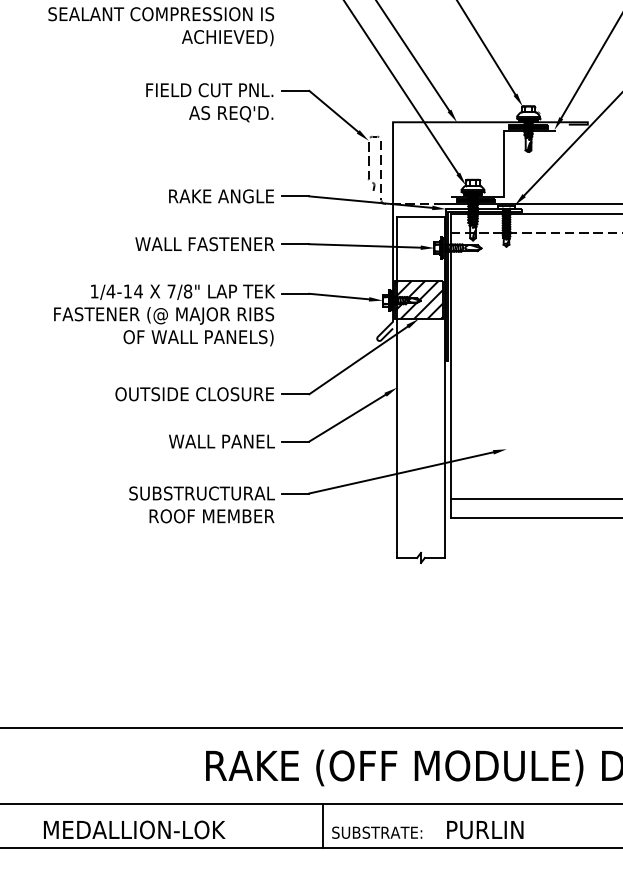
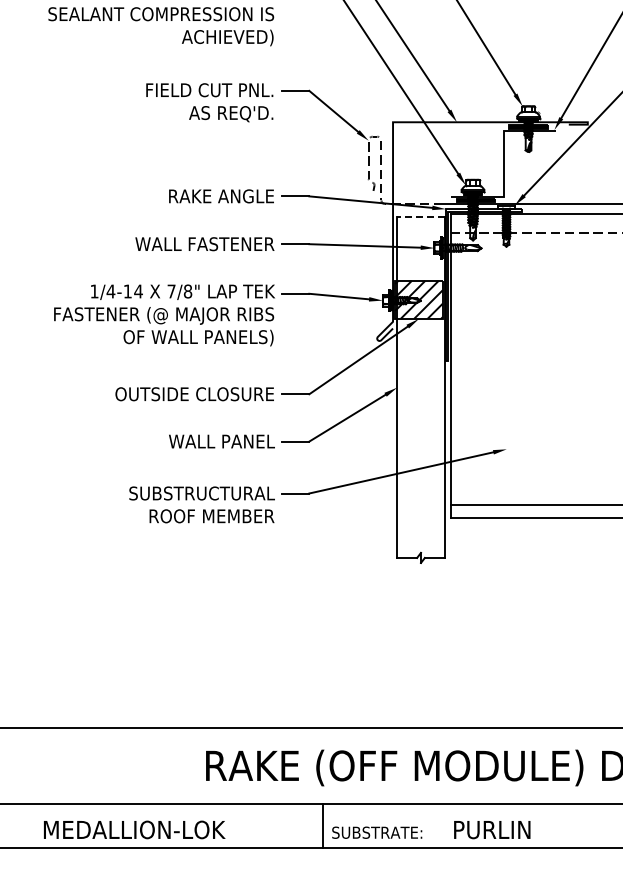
line: solid -> dashed (421, 217)
line position: (534, 498) -> (534, 504) (534, 504)
text position: (485, 830) -> (492, 830) (492, 830)
